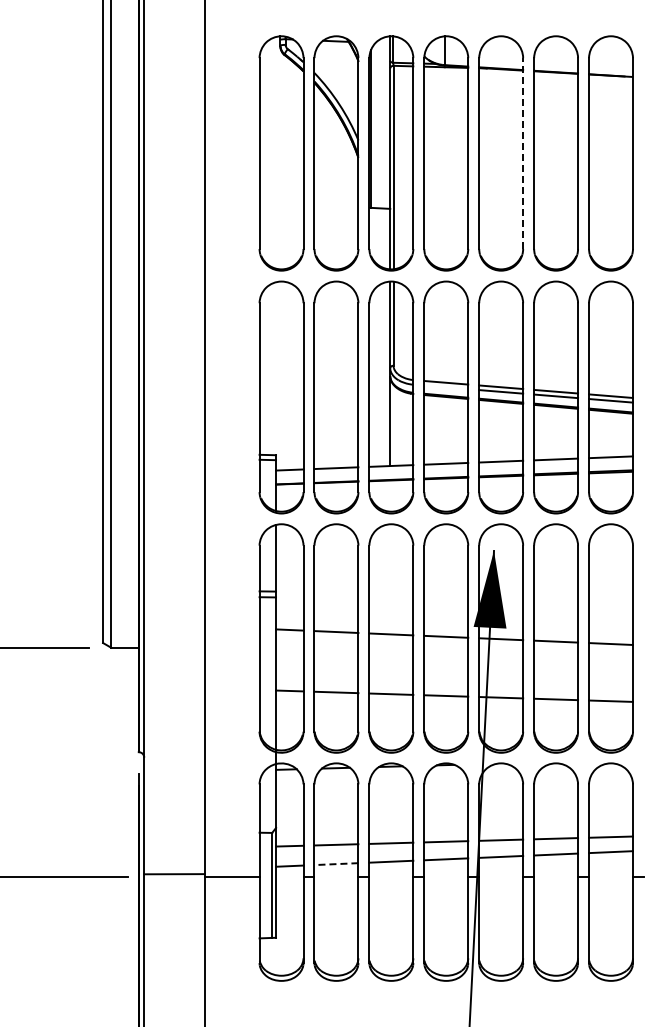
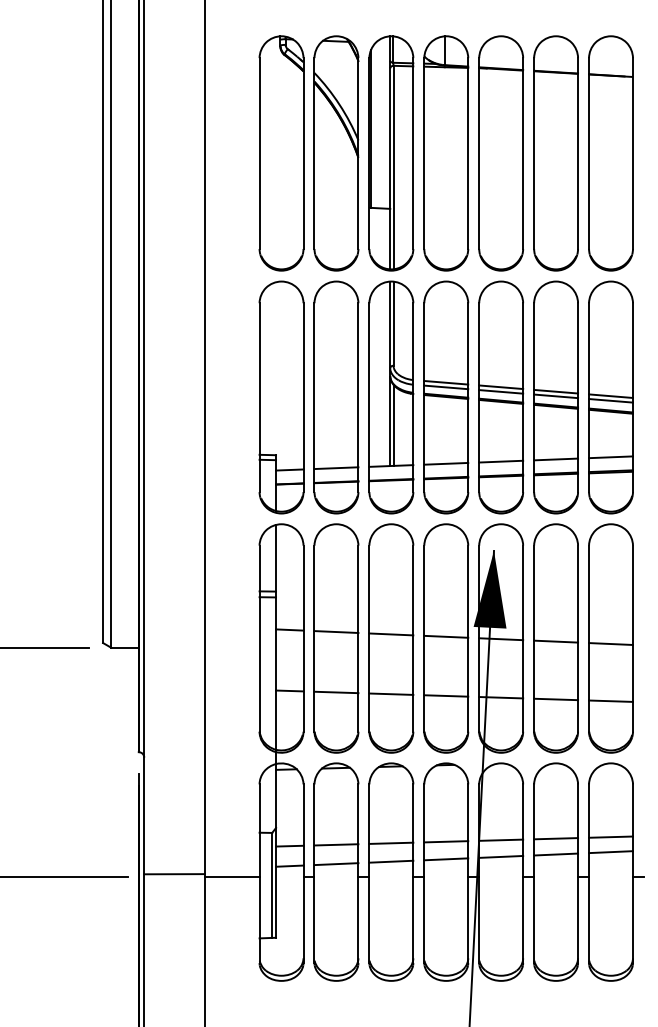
line: dashed -> solid (523, 153)
line: none -> present (446, 387)
line: none -> present (393, 424)
line: dashed -> solid (336, 864)
